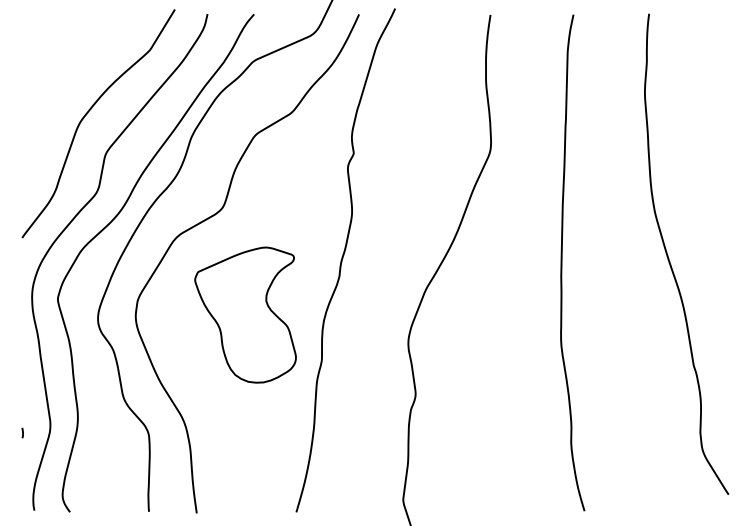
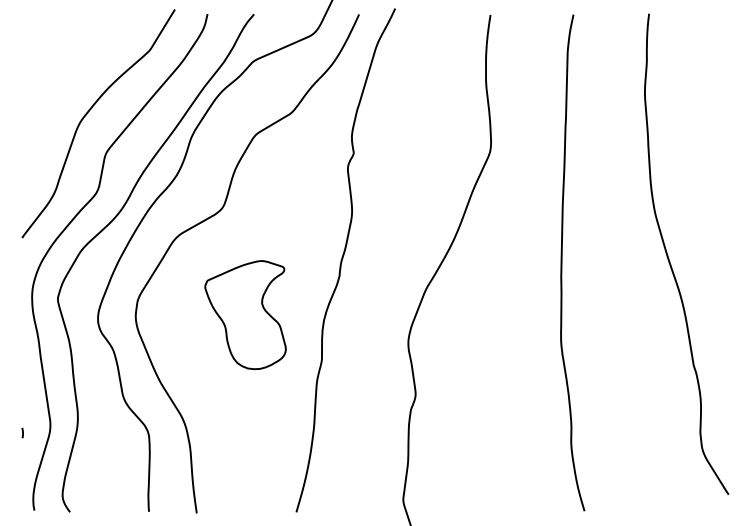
part size: 103x138 px -> 83x110 px (245, 314)
